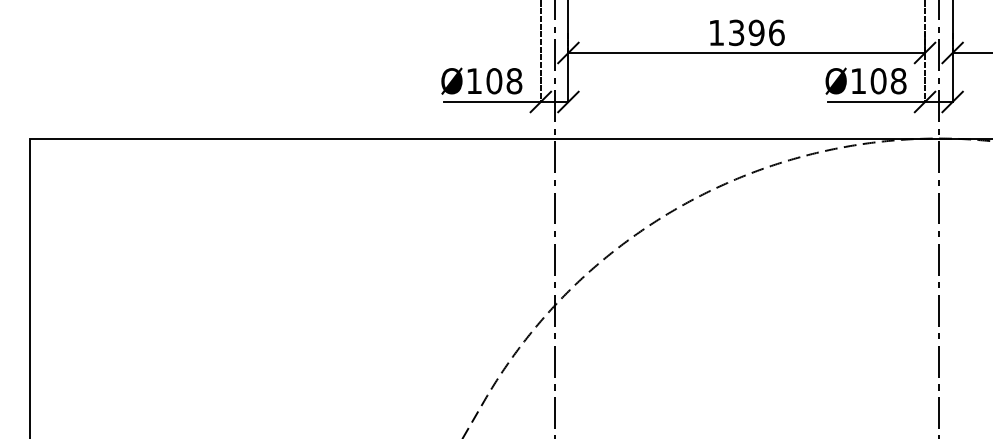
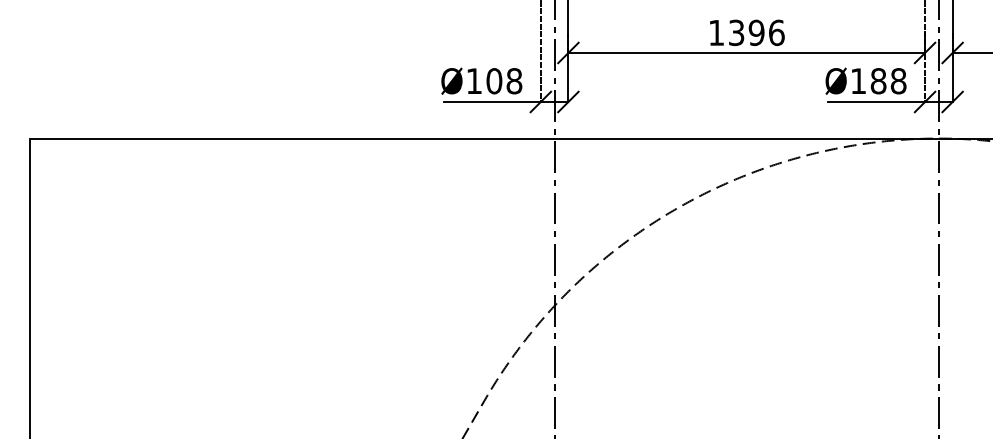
text: Ø108 -> Ø188 (878, 81)
